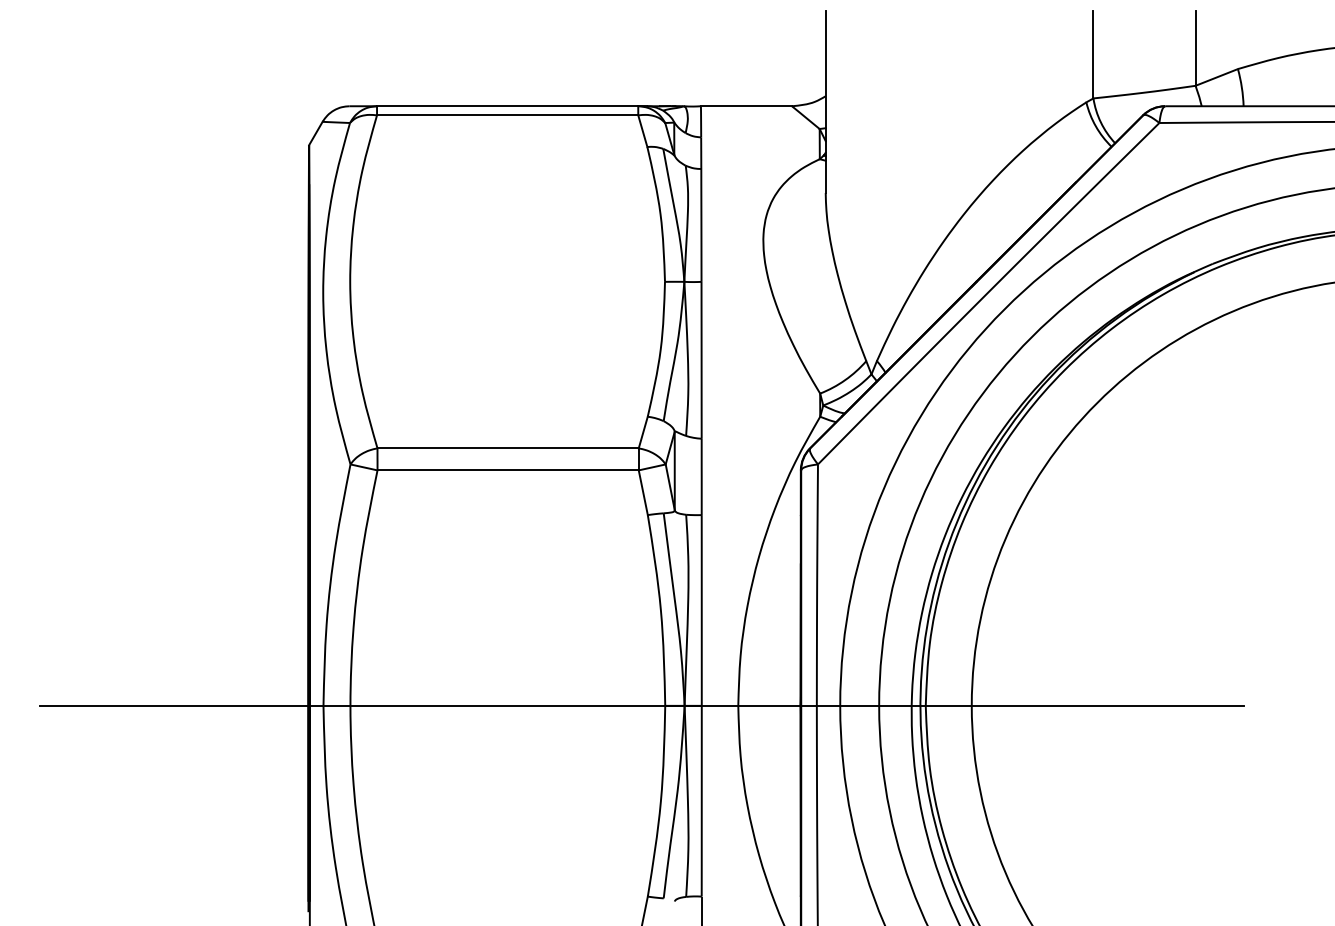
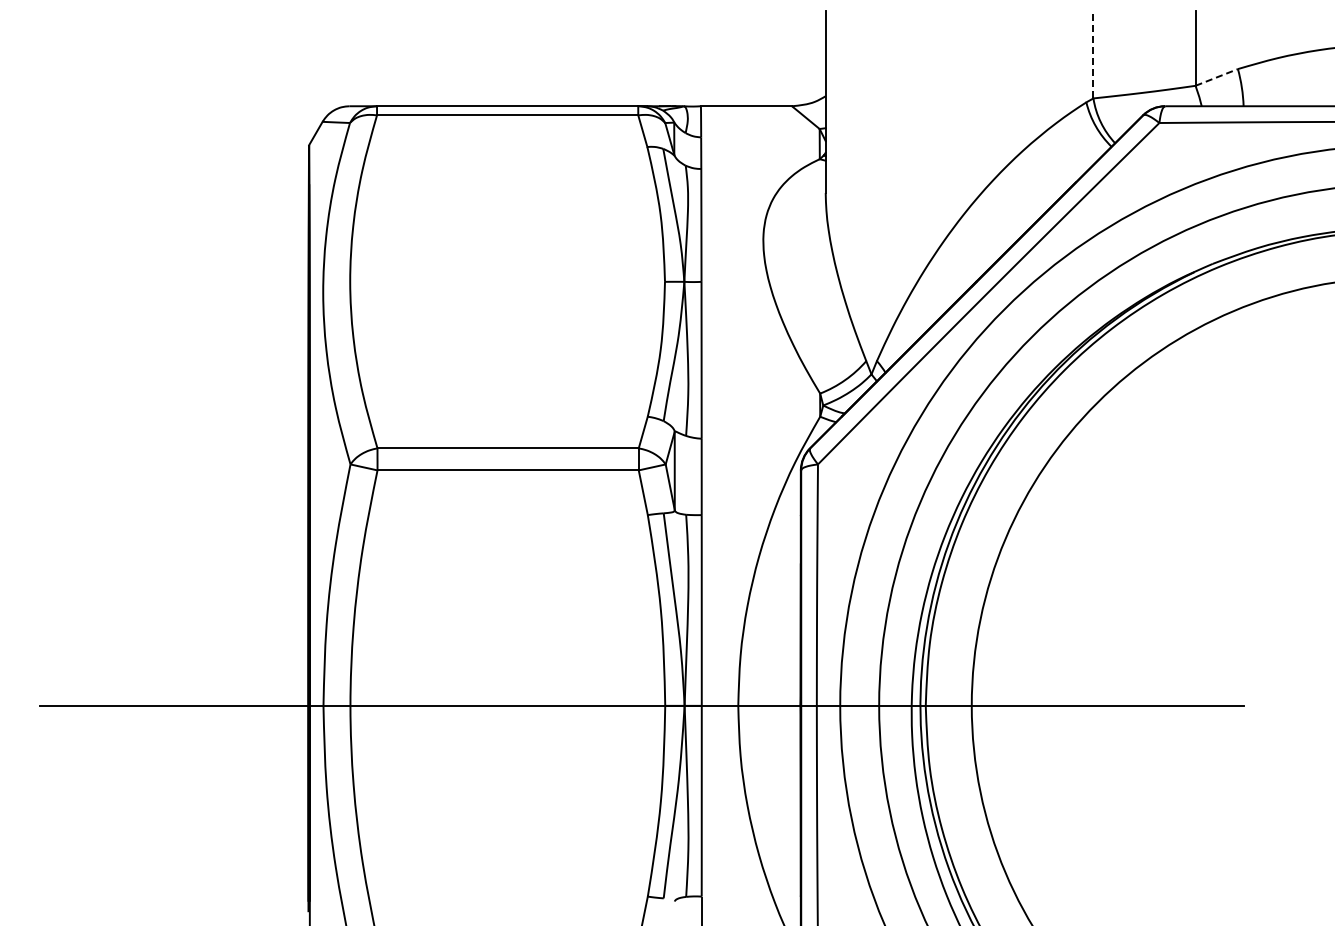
line: solid -> dashed (1093, 54)
line: solid -> dashed (1216, 77)
